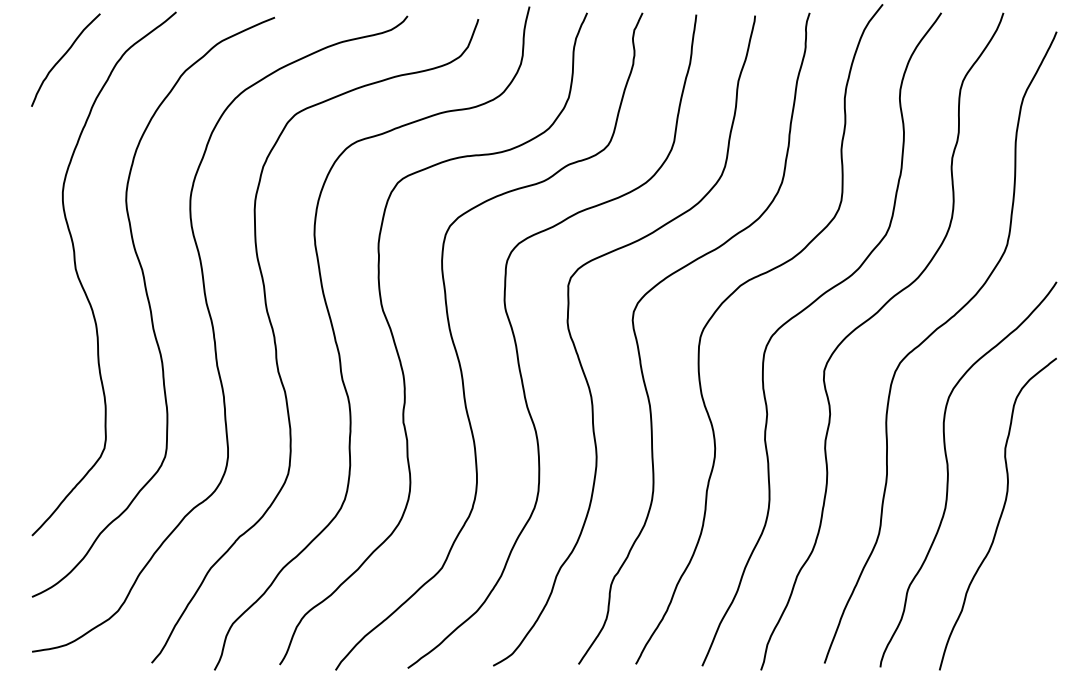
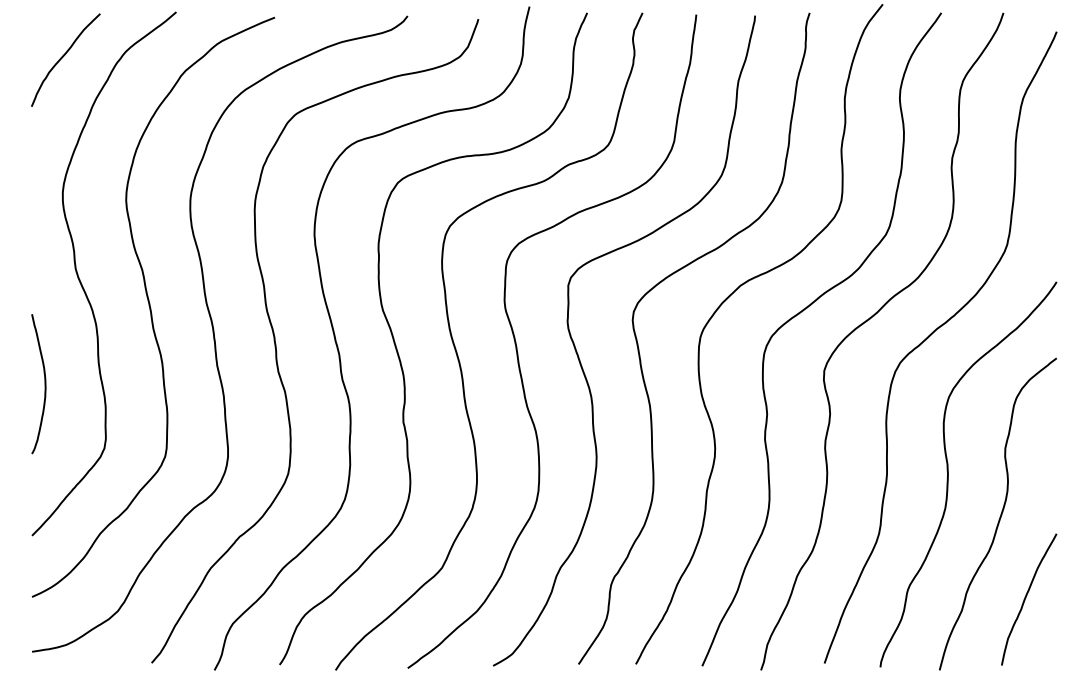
curve: none -> present (44, 384)
curve: none -> present (1026, 598)
